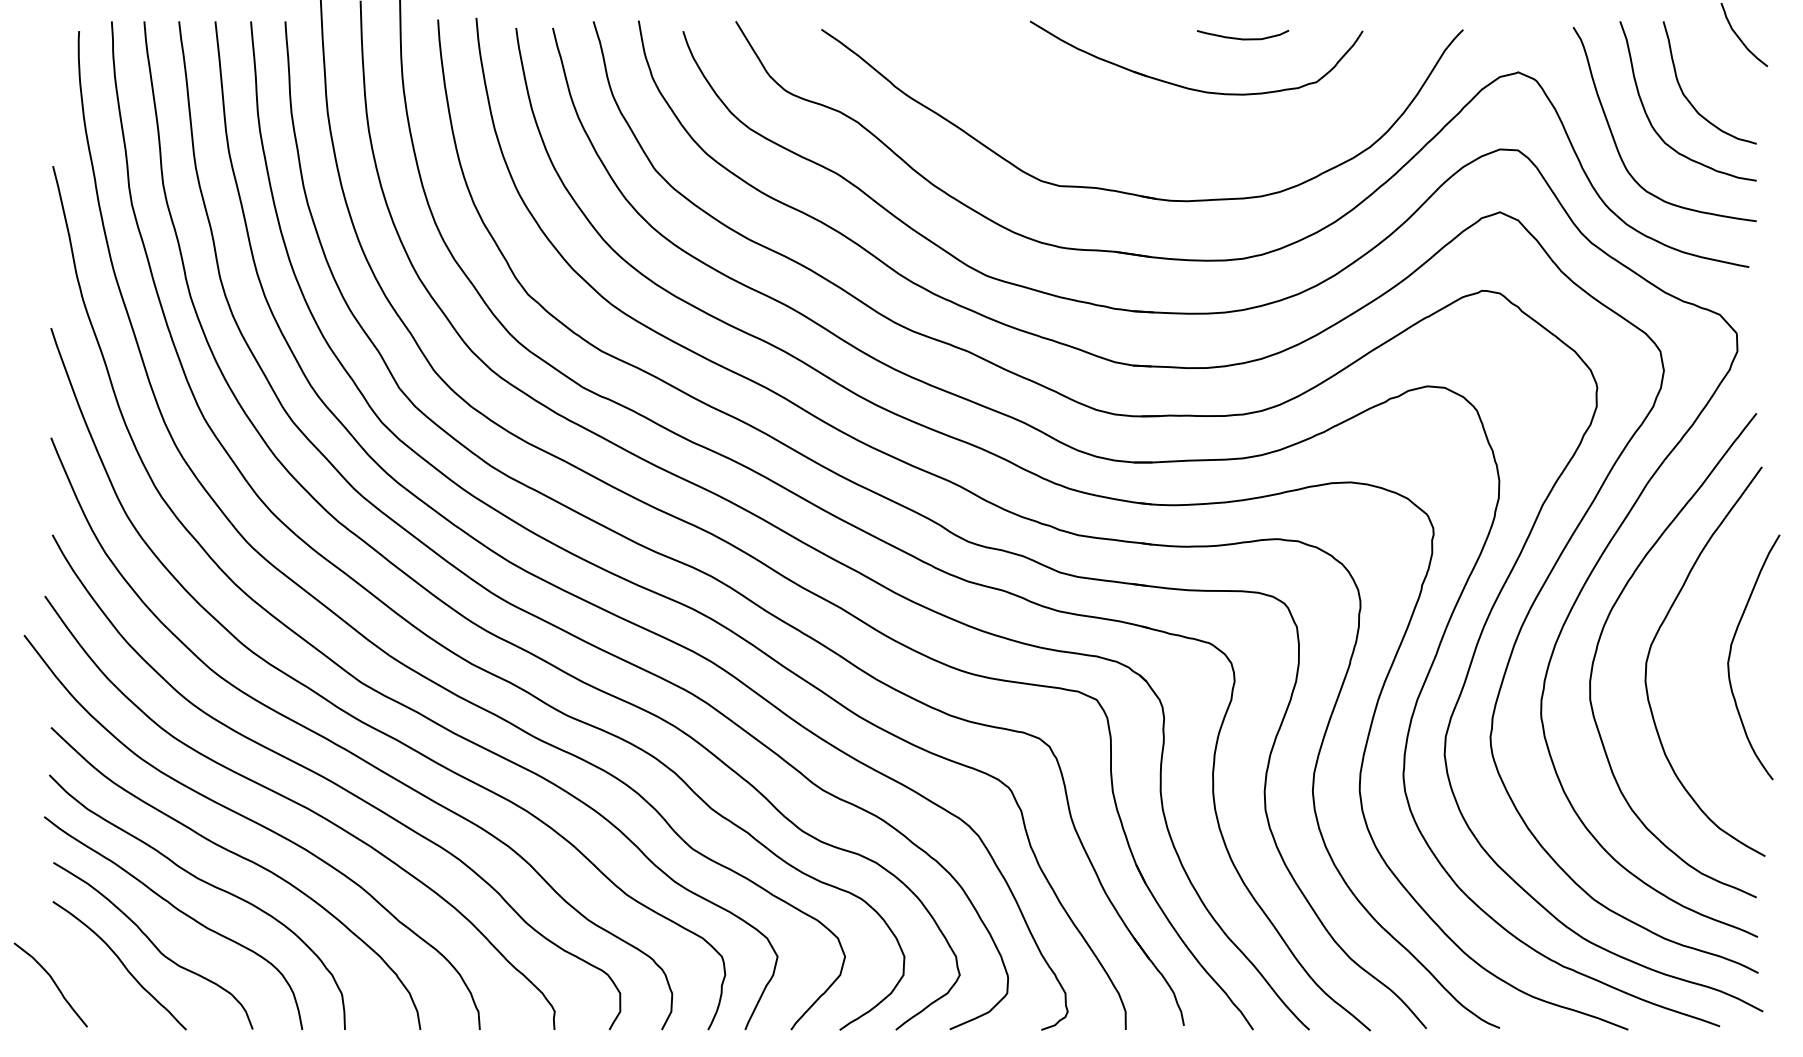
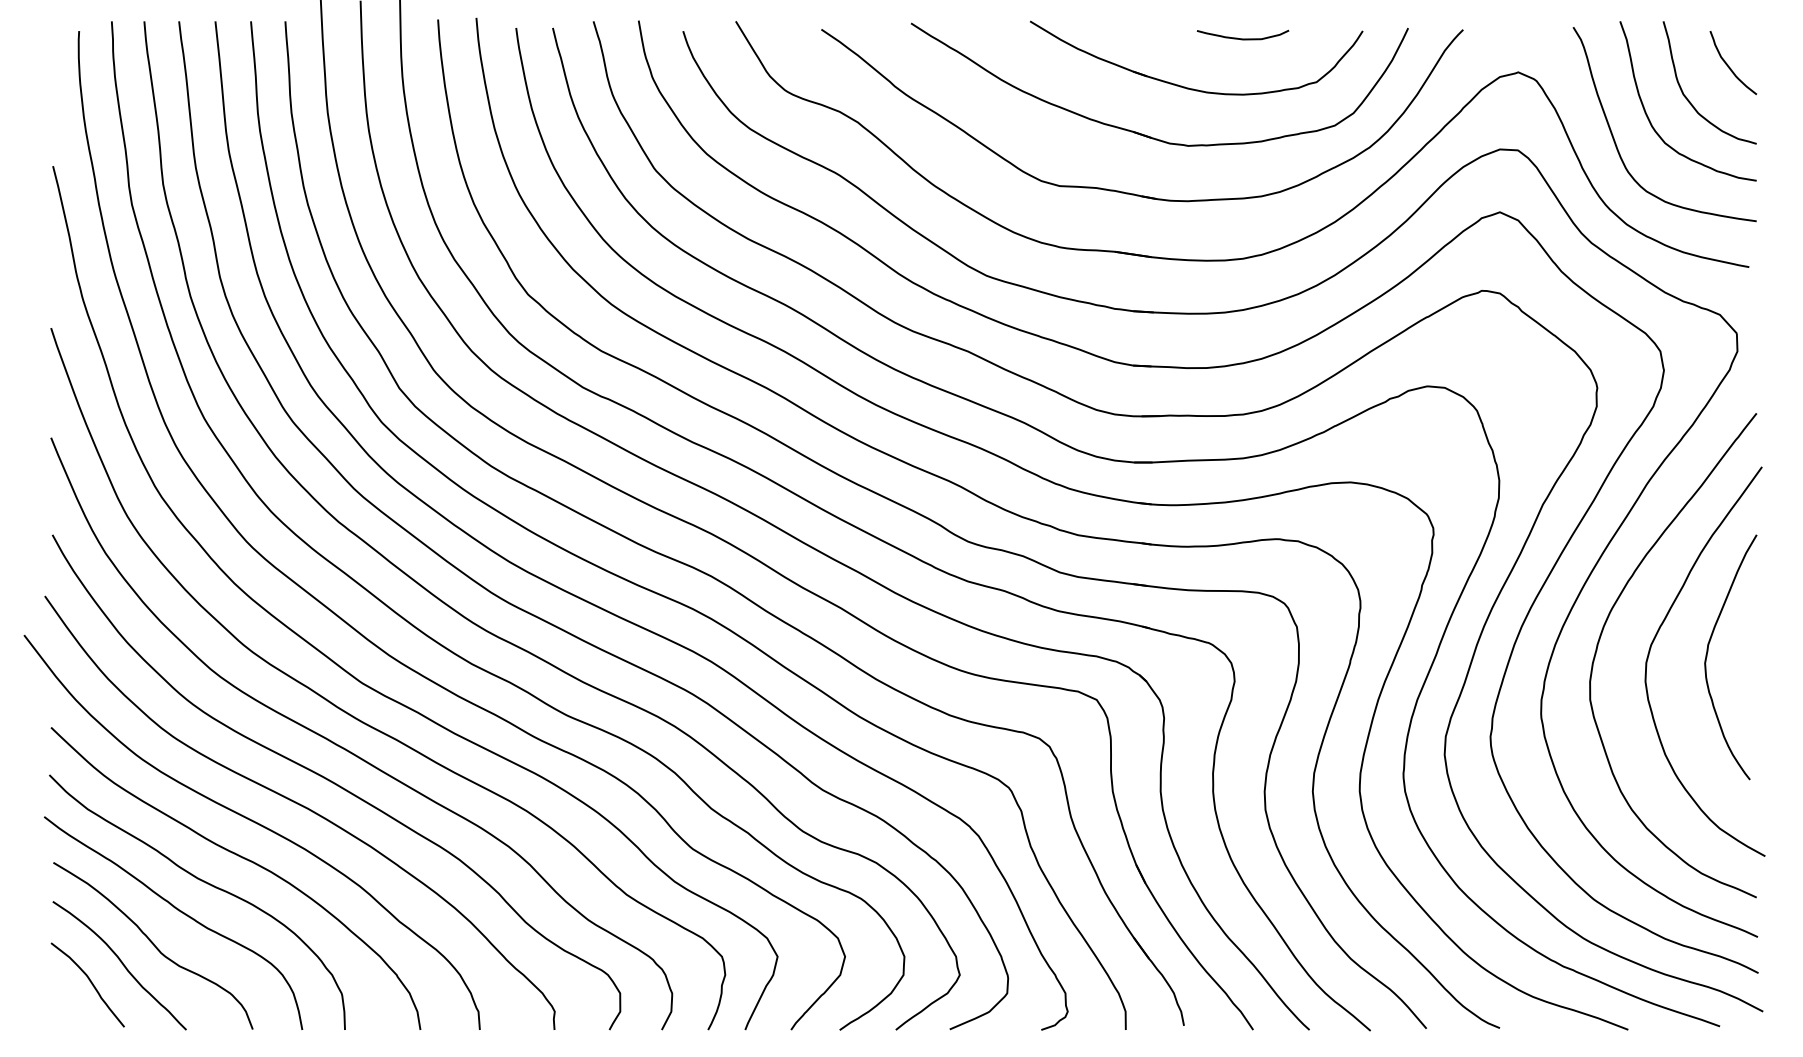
curve position: (1739, 36) -> (1728, 64) (1728, 64)
part: none -> present (1142, 133)
curve position: (1731, 652) -> (1708, 652) (1708, 652)
curve position: (52, 981) -> (89, 981) (89, 981)
